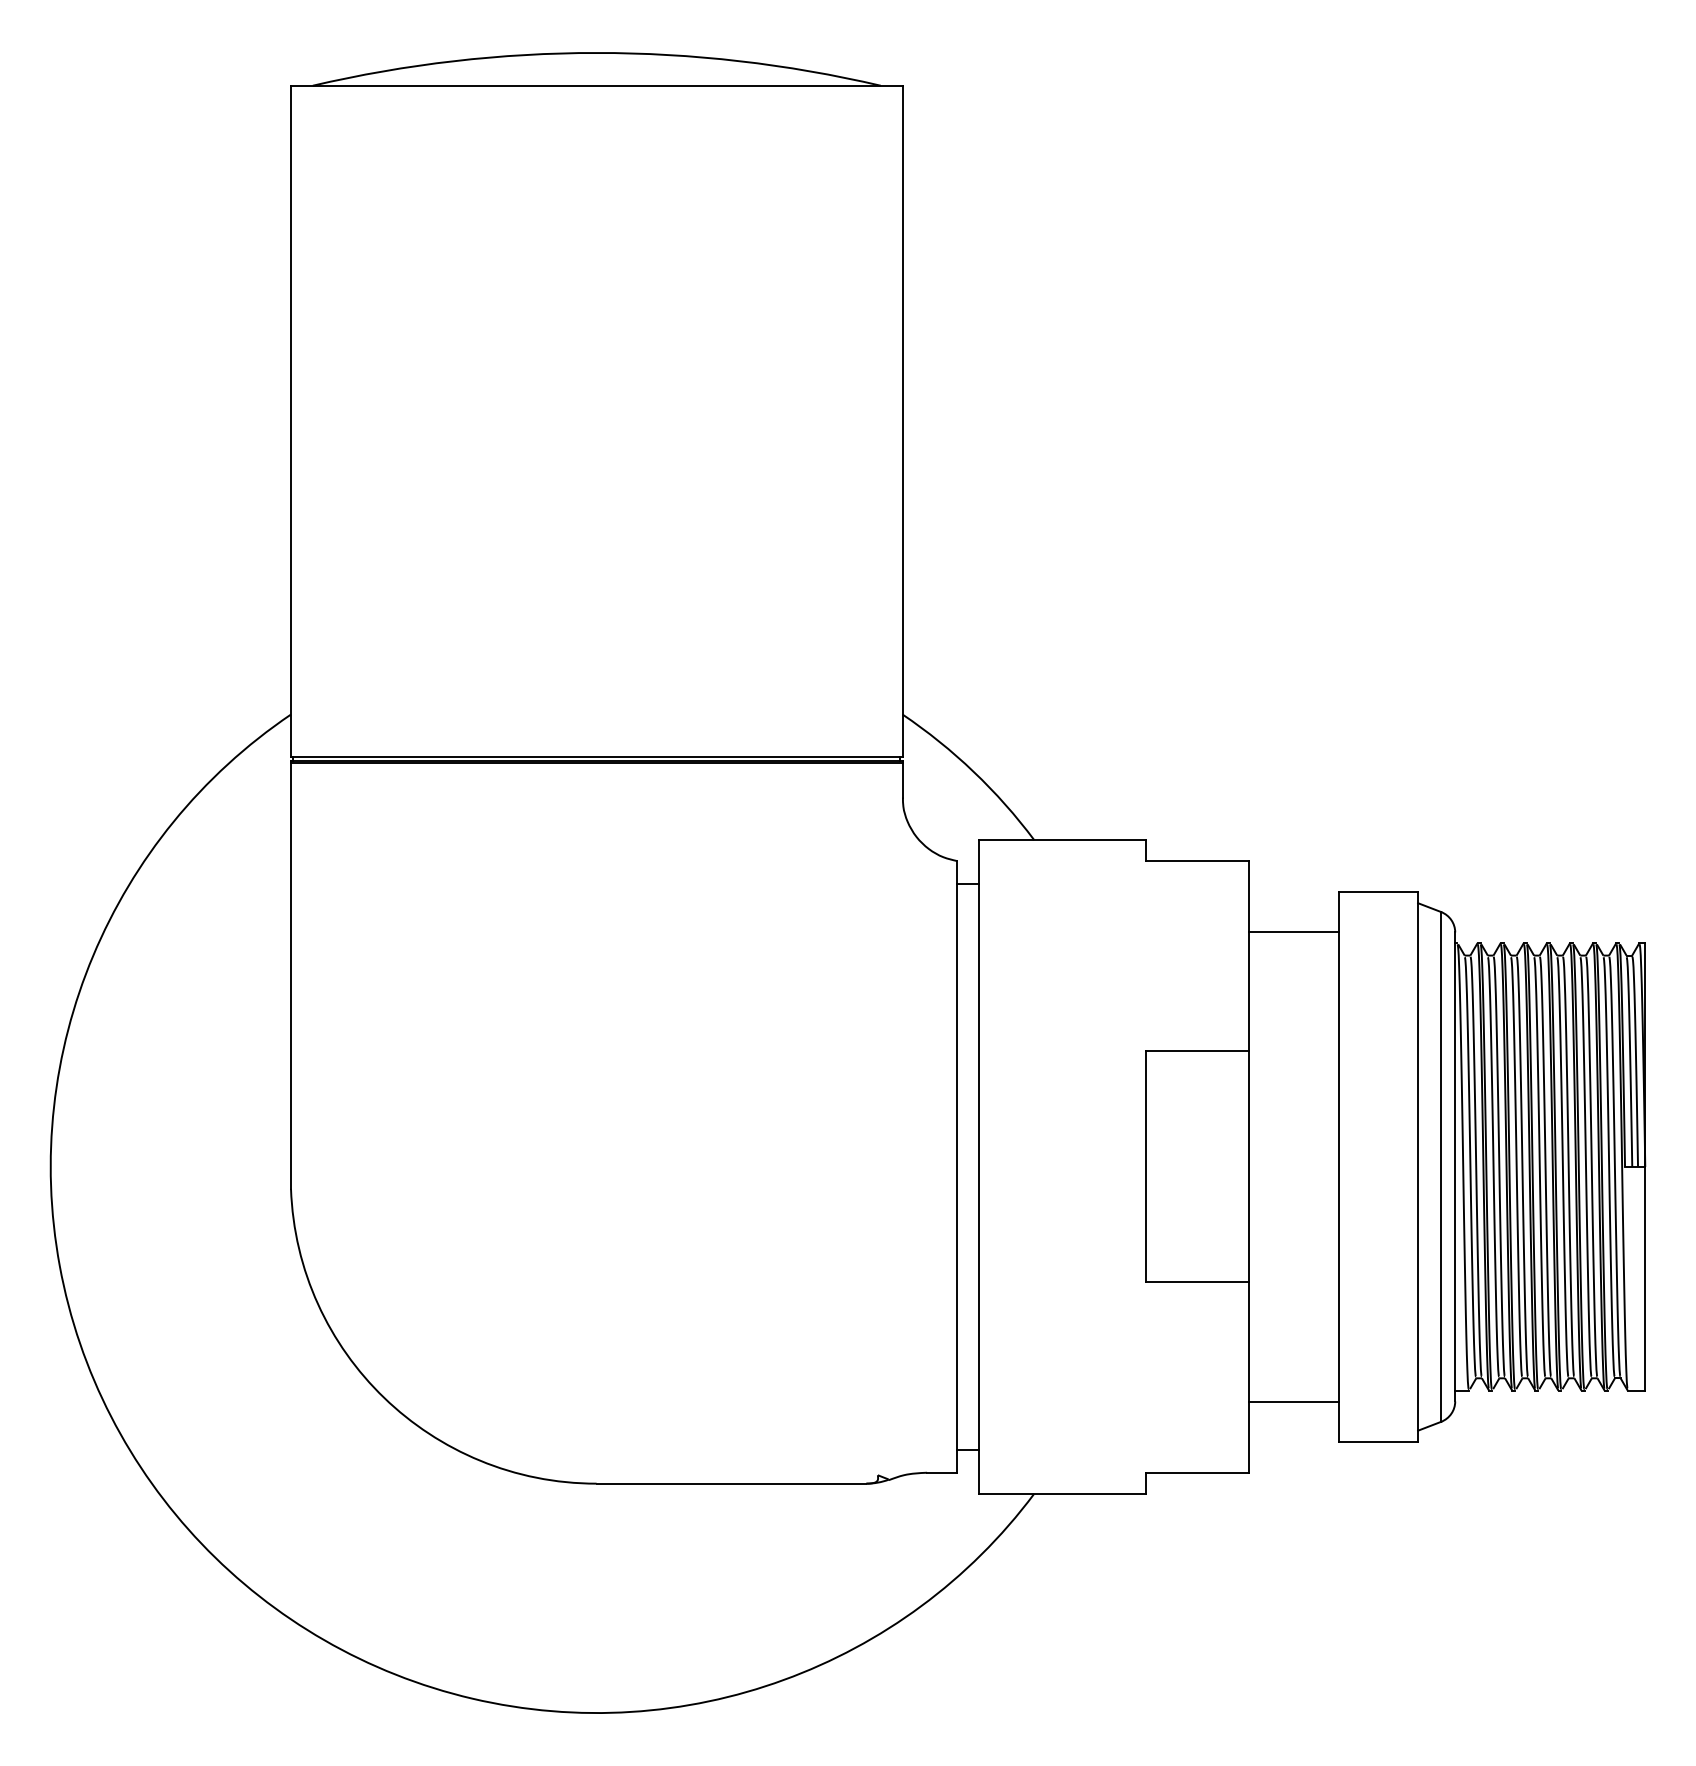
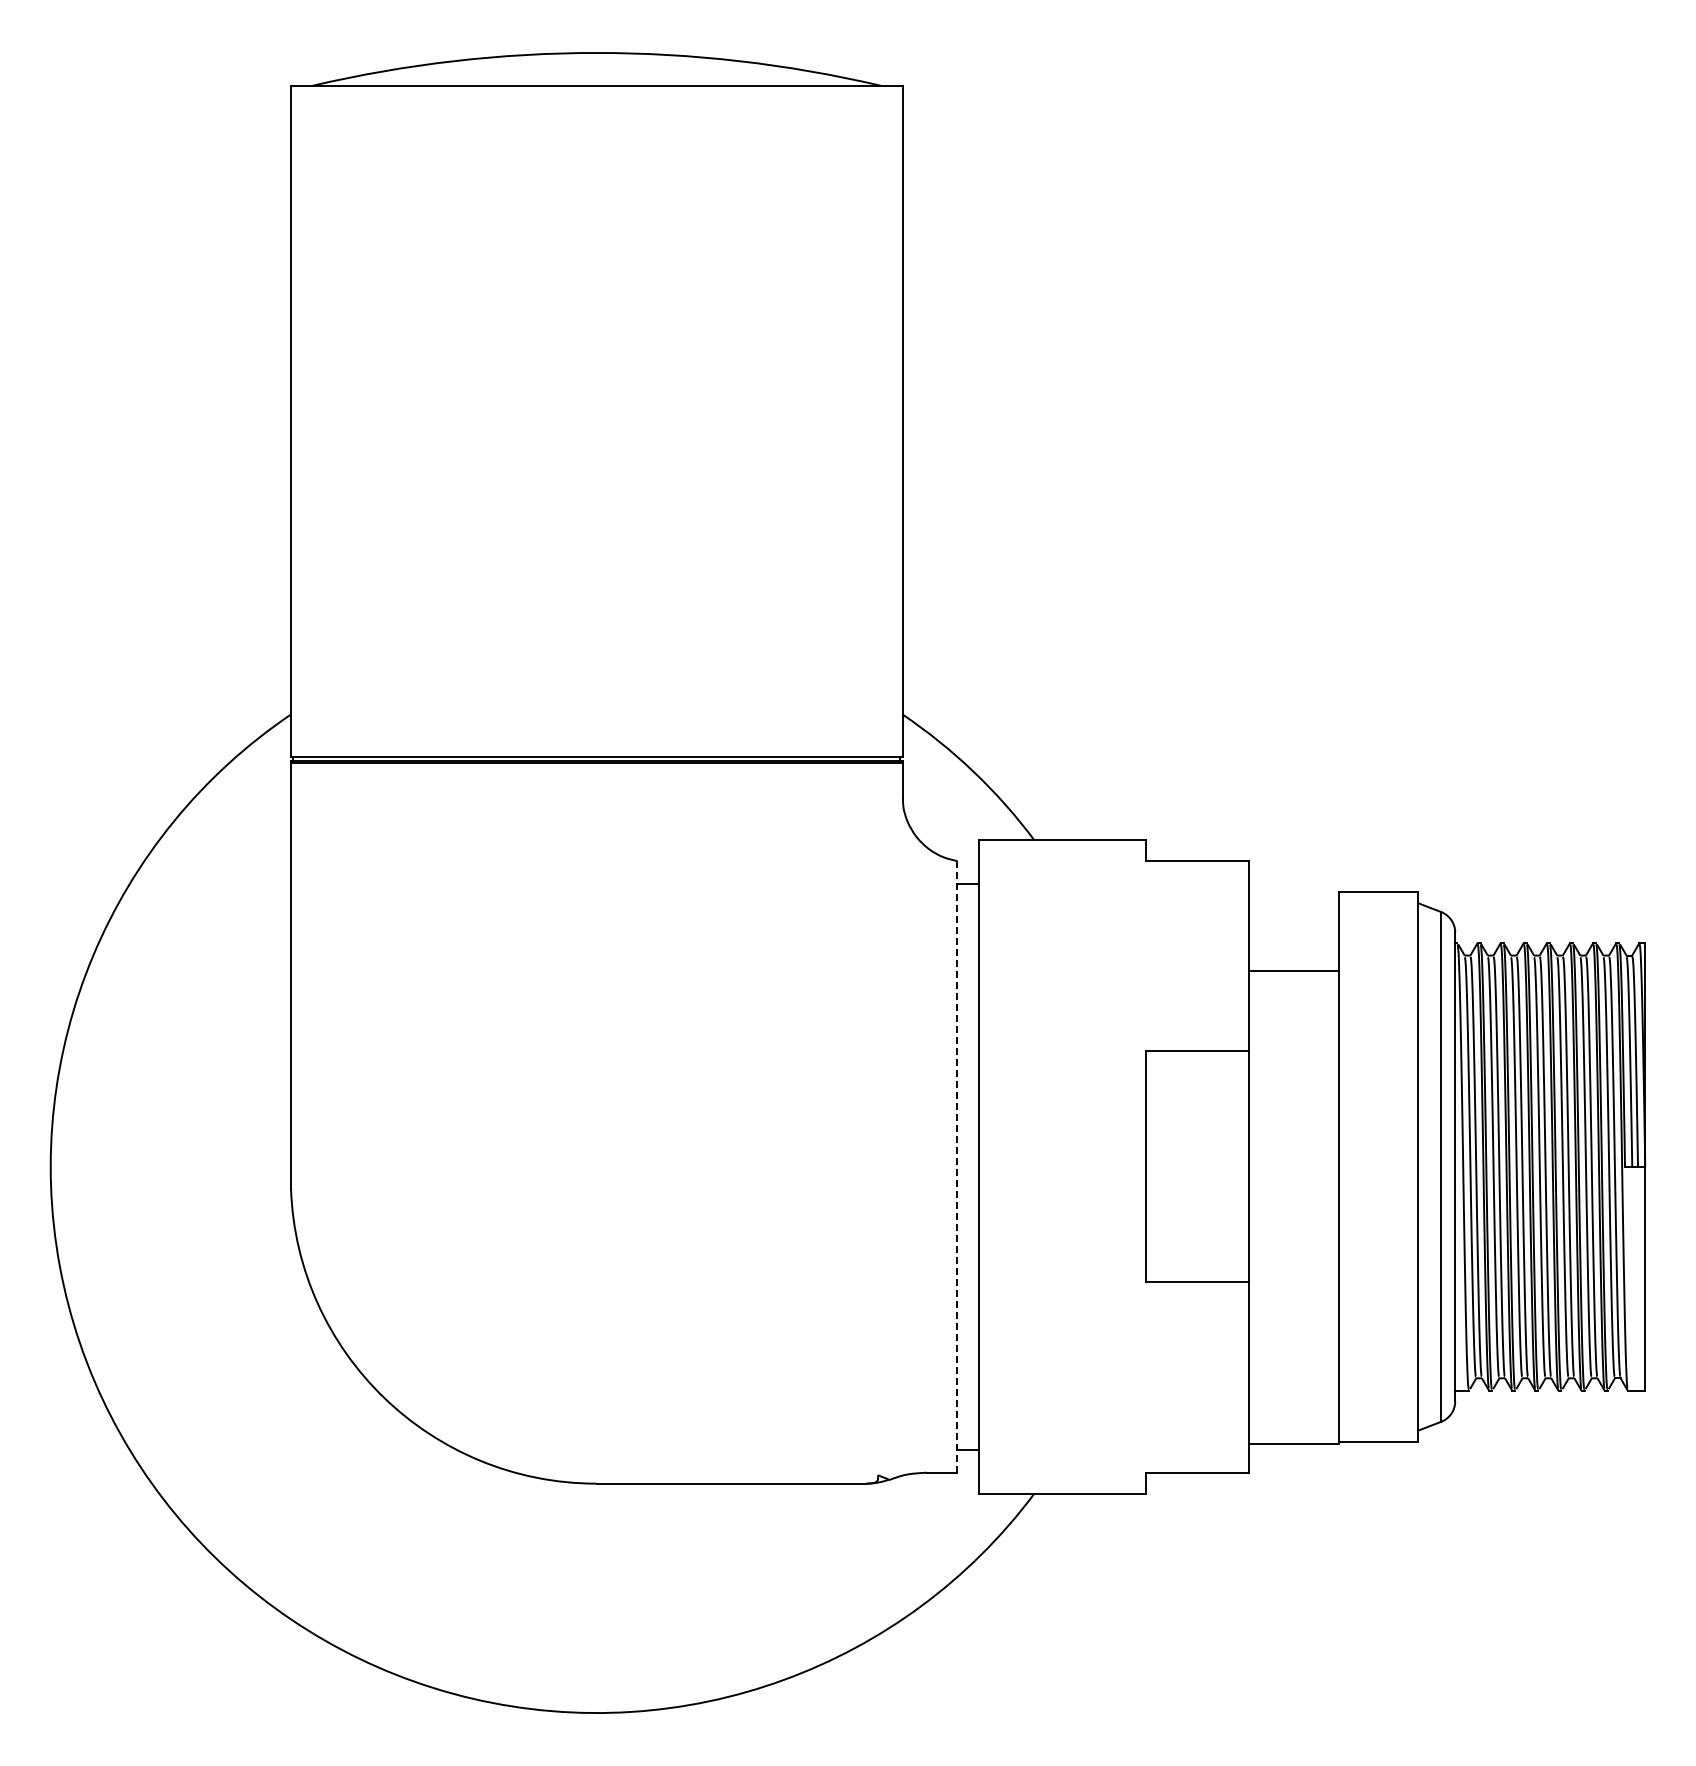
line position: (1293, 932) -> (1293, 971) (1293, 971)
line: solid -> dashed (957, 1166)
line position: (1293, 1401) -> (1293, 1443) (1293, 1443)
